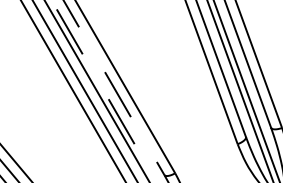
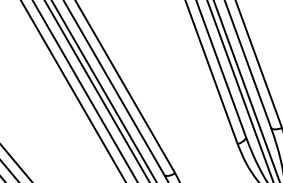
line: dashed -> solid (114, 87)
line: dashed -> solid (104, 91)
